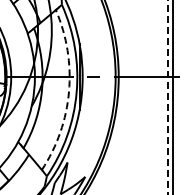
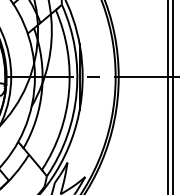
arc: dashed -> solid (69, 91)
line: dashed -> solid (167, 97)
